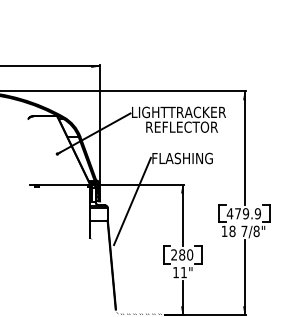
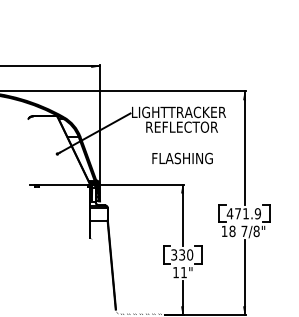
line: present -> none (132, 201)
text: 479.9 -> 471.9 (246, 213)
text: 280 -> 330 (178, 254)
